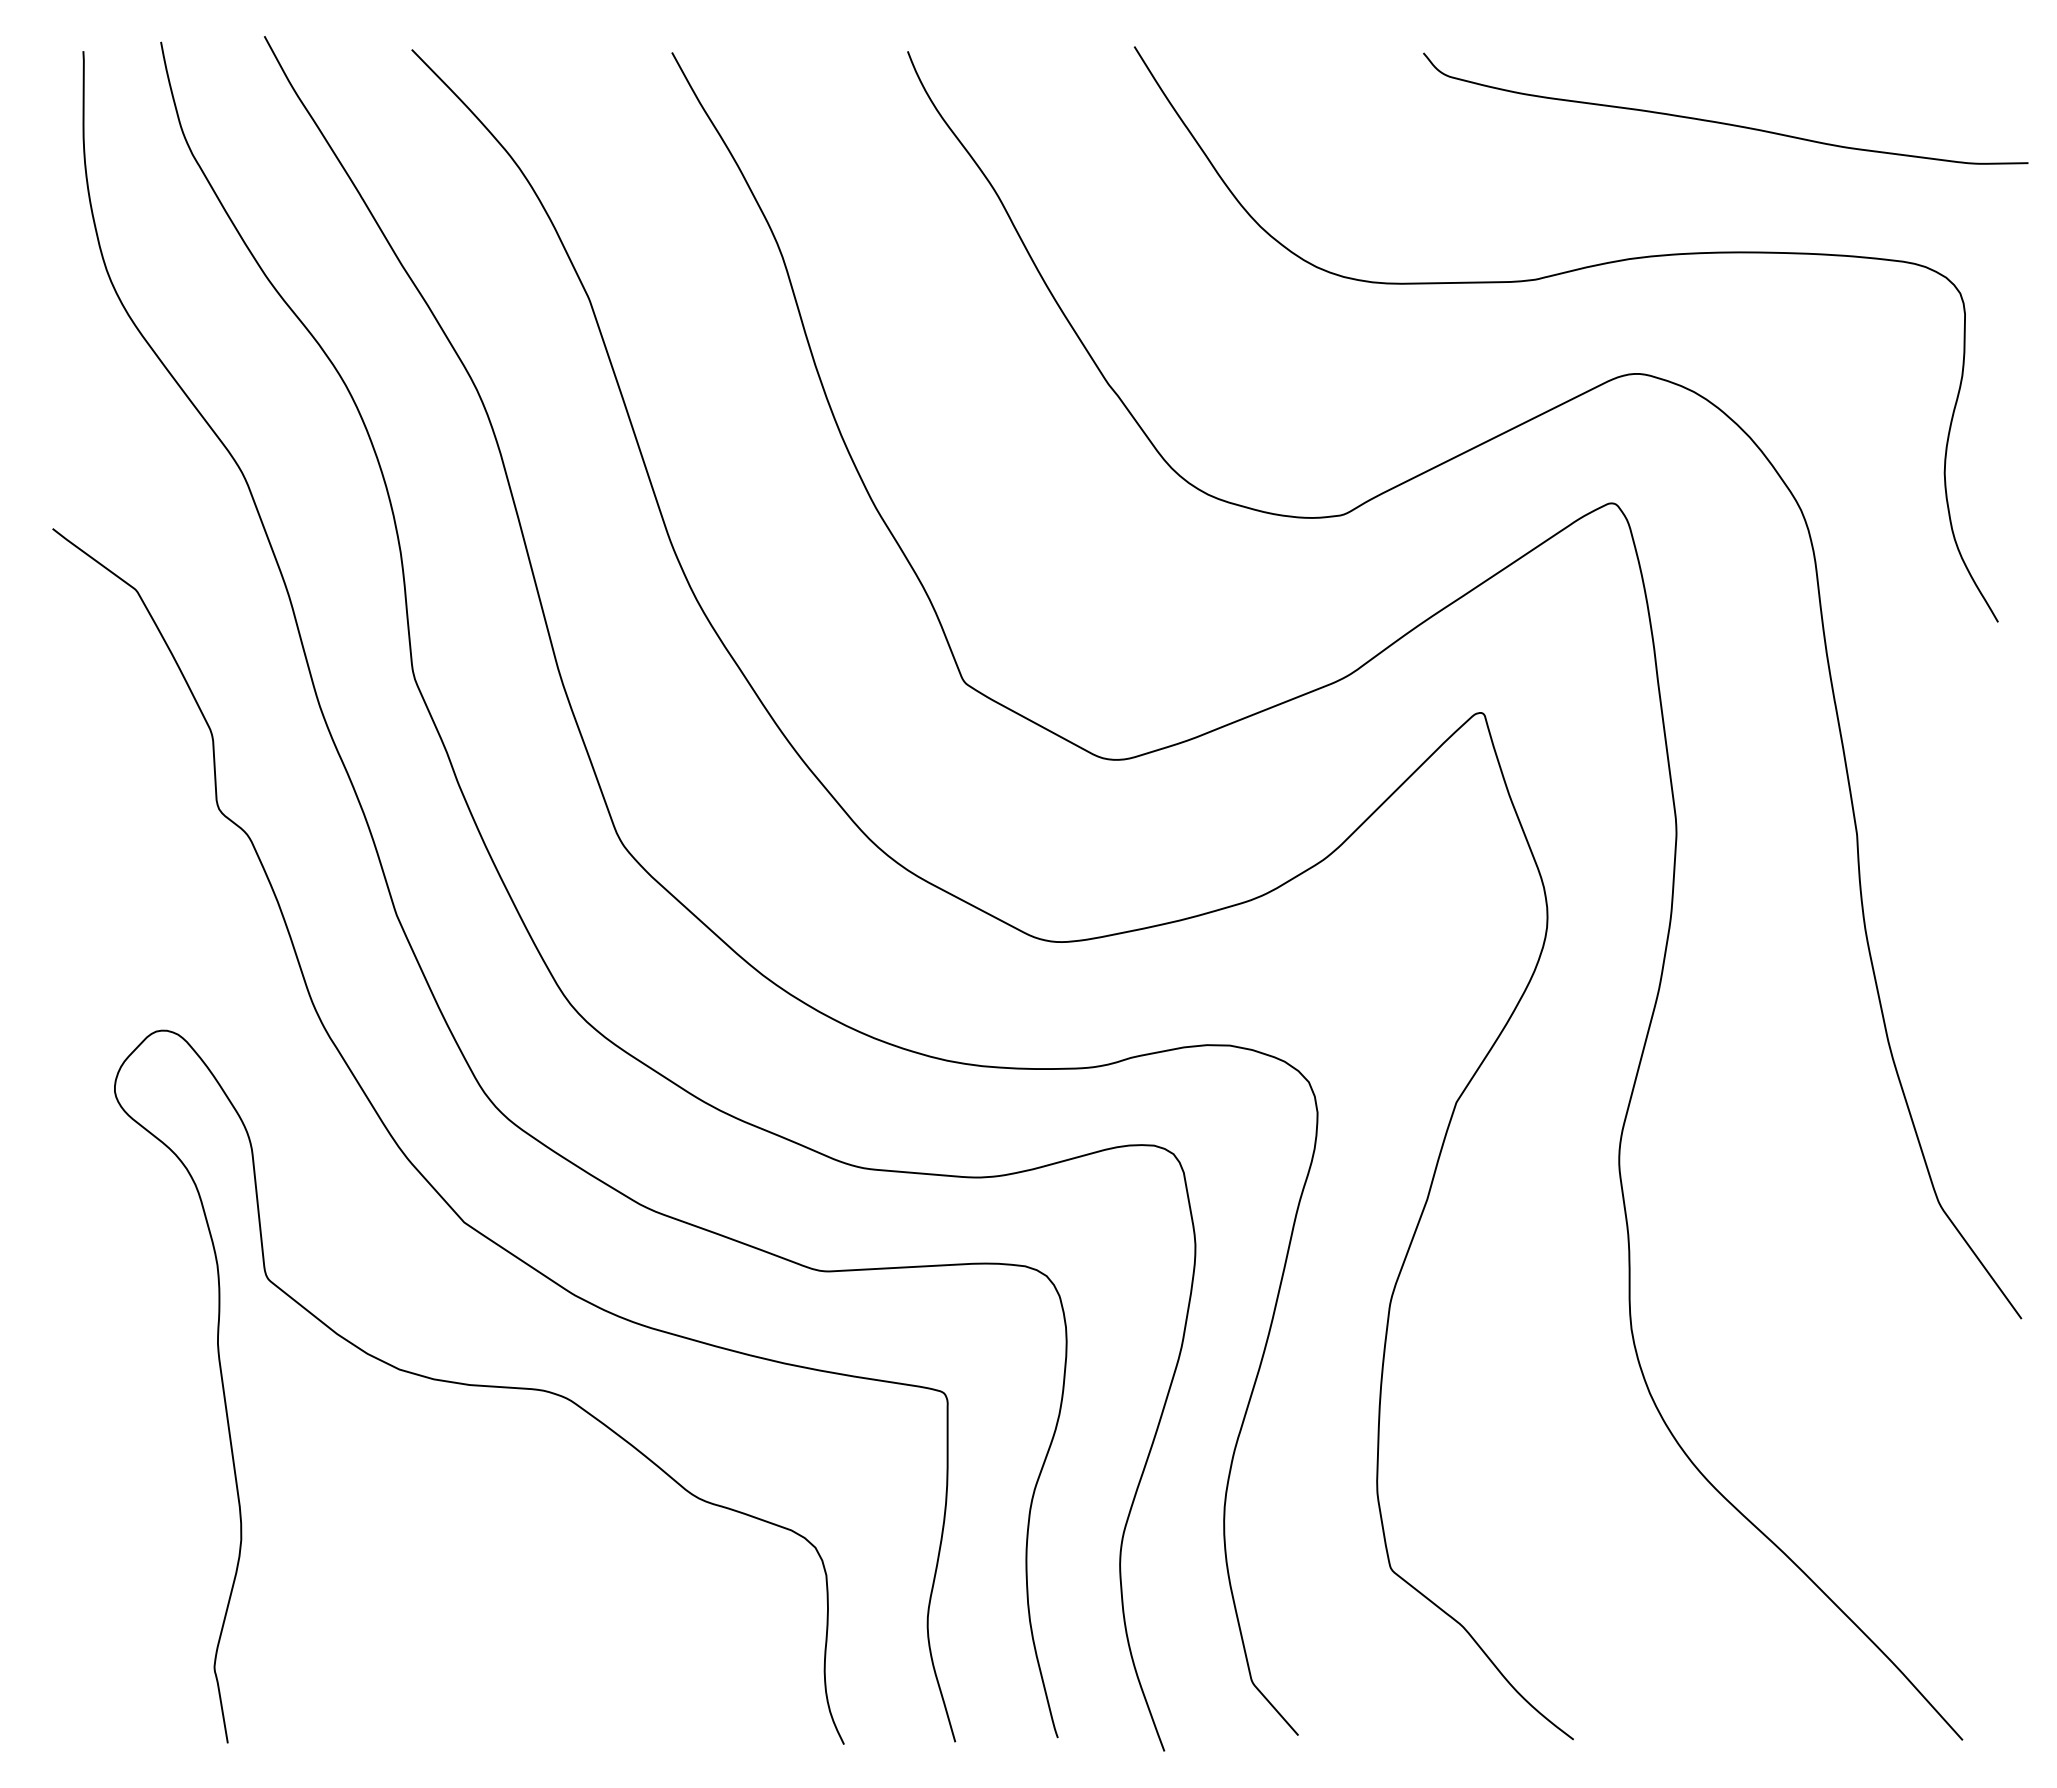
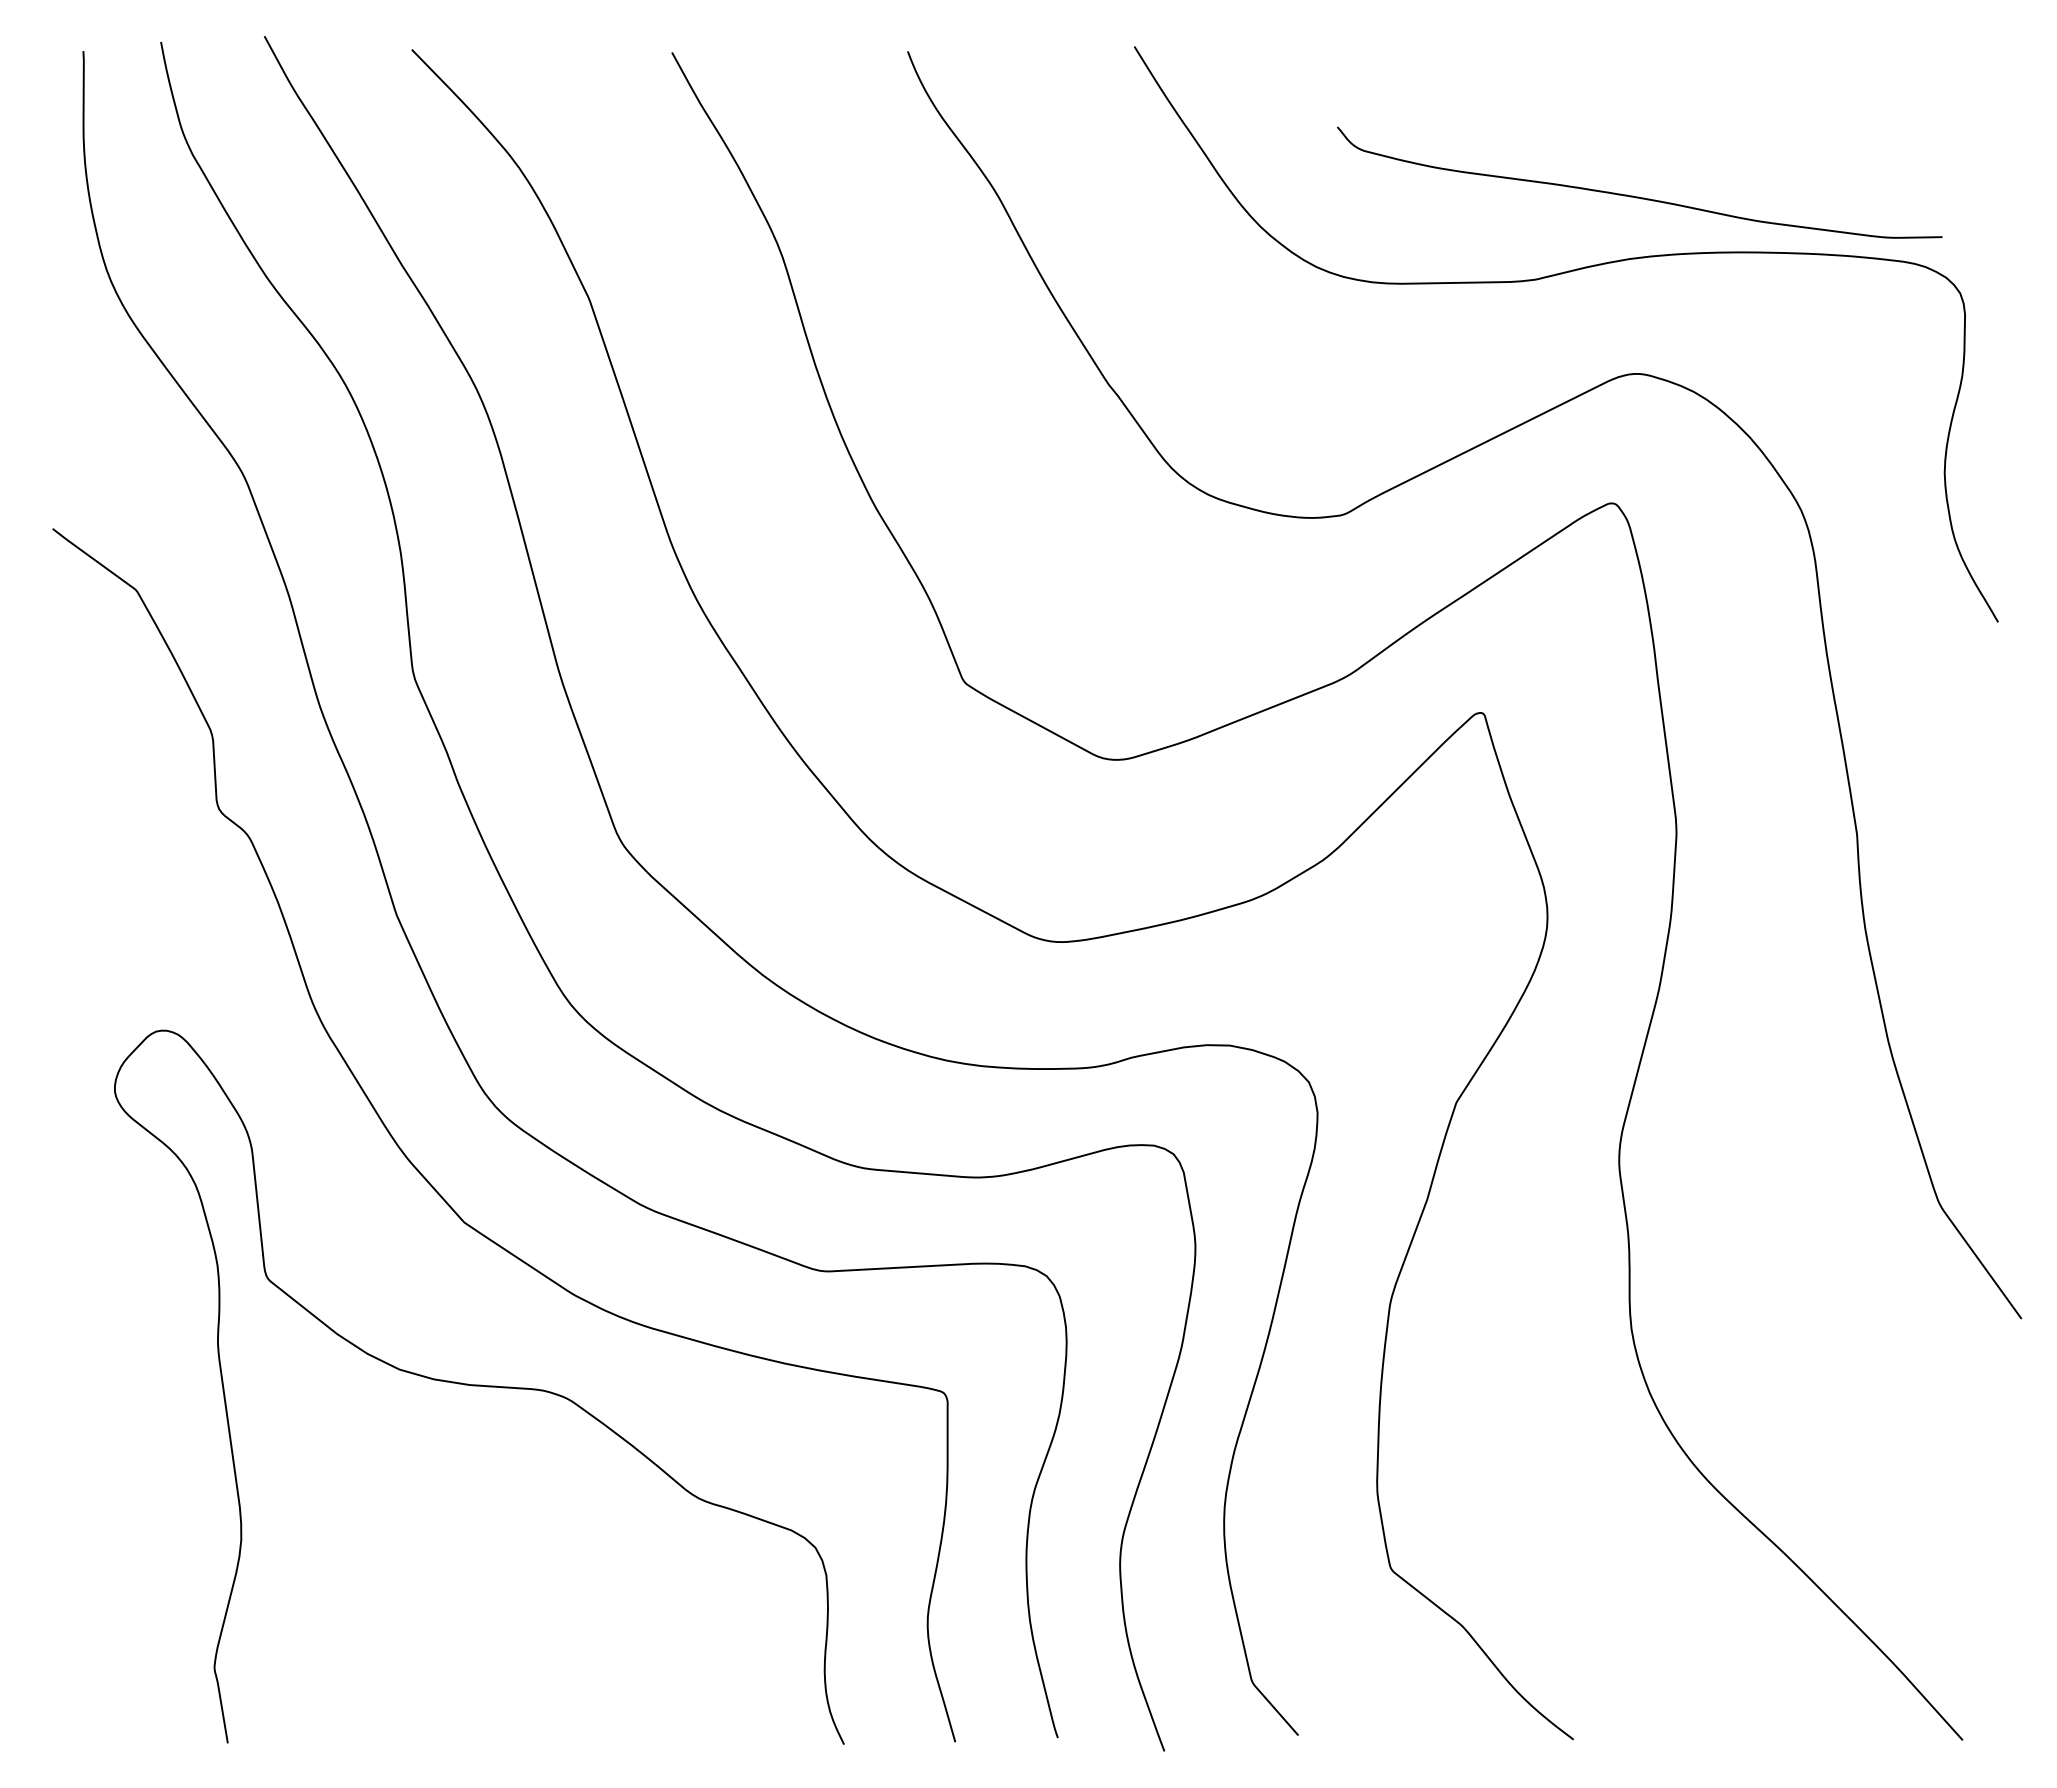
curve position: (1724, 122) -> (1638, 196) (1638, 196)
